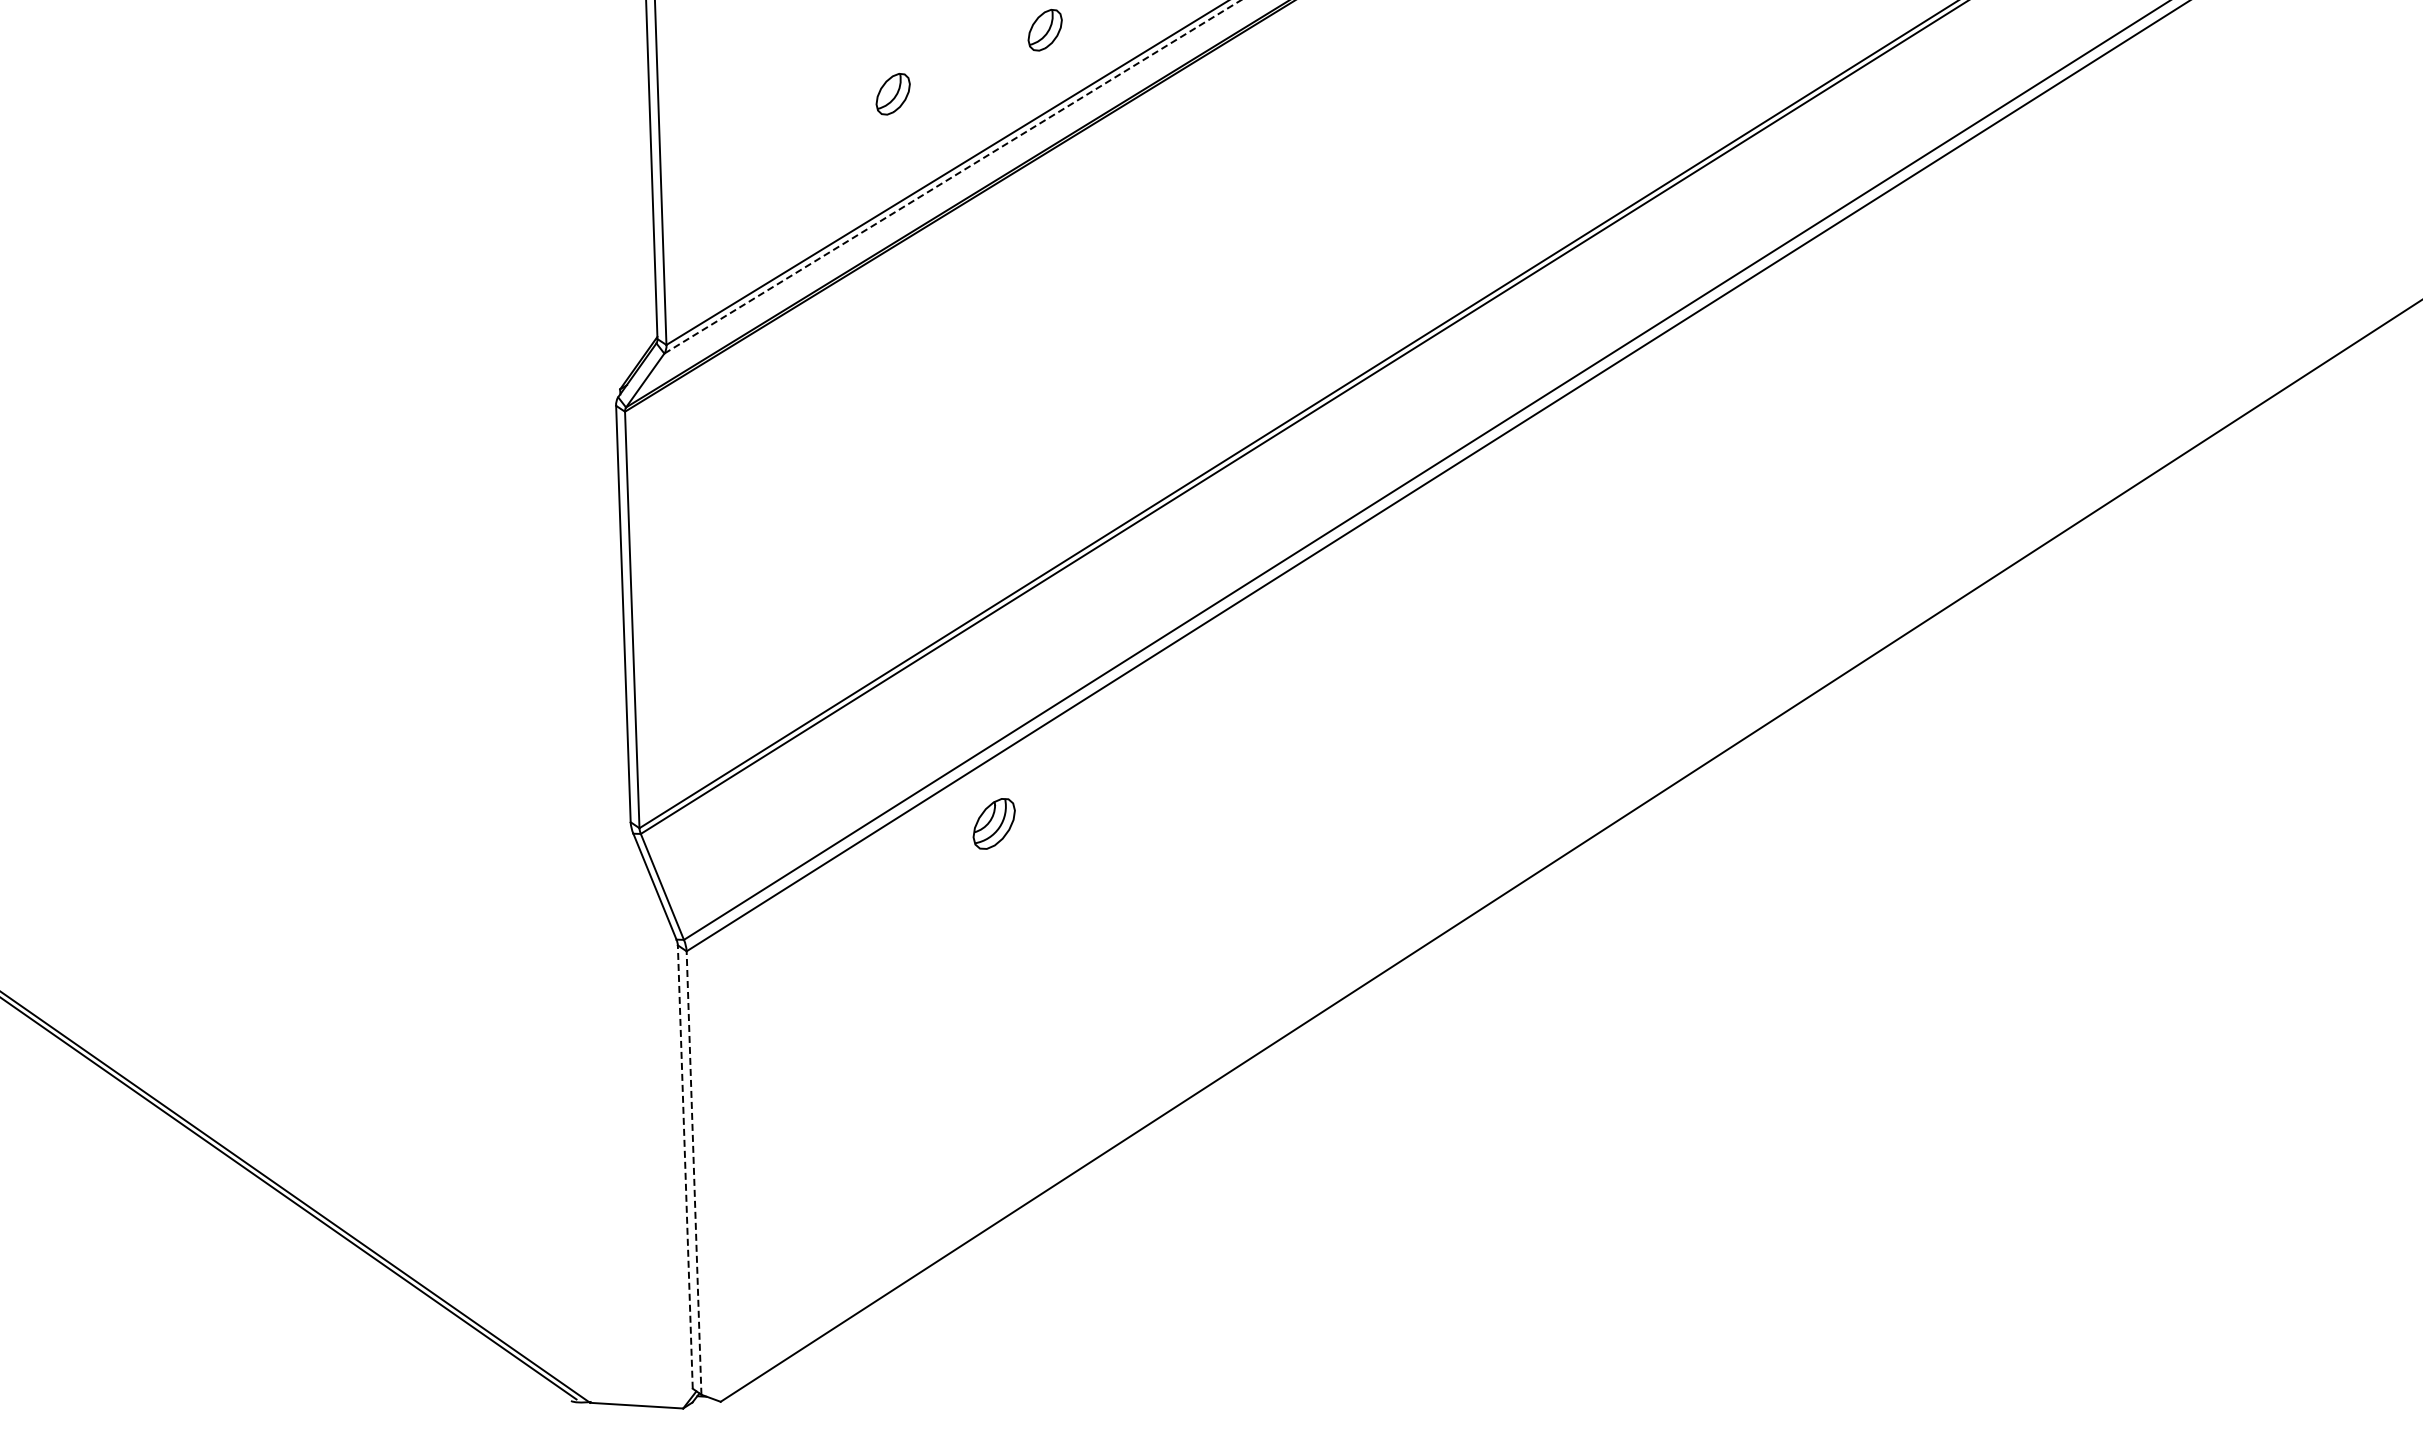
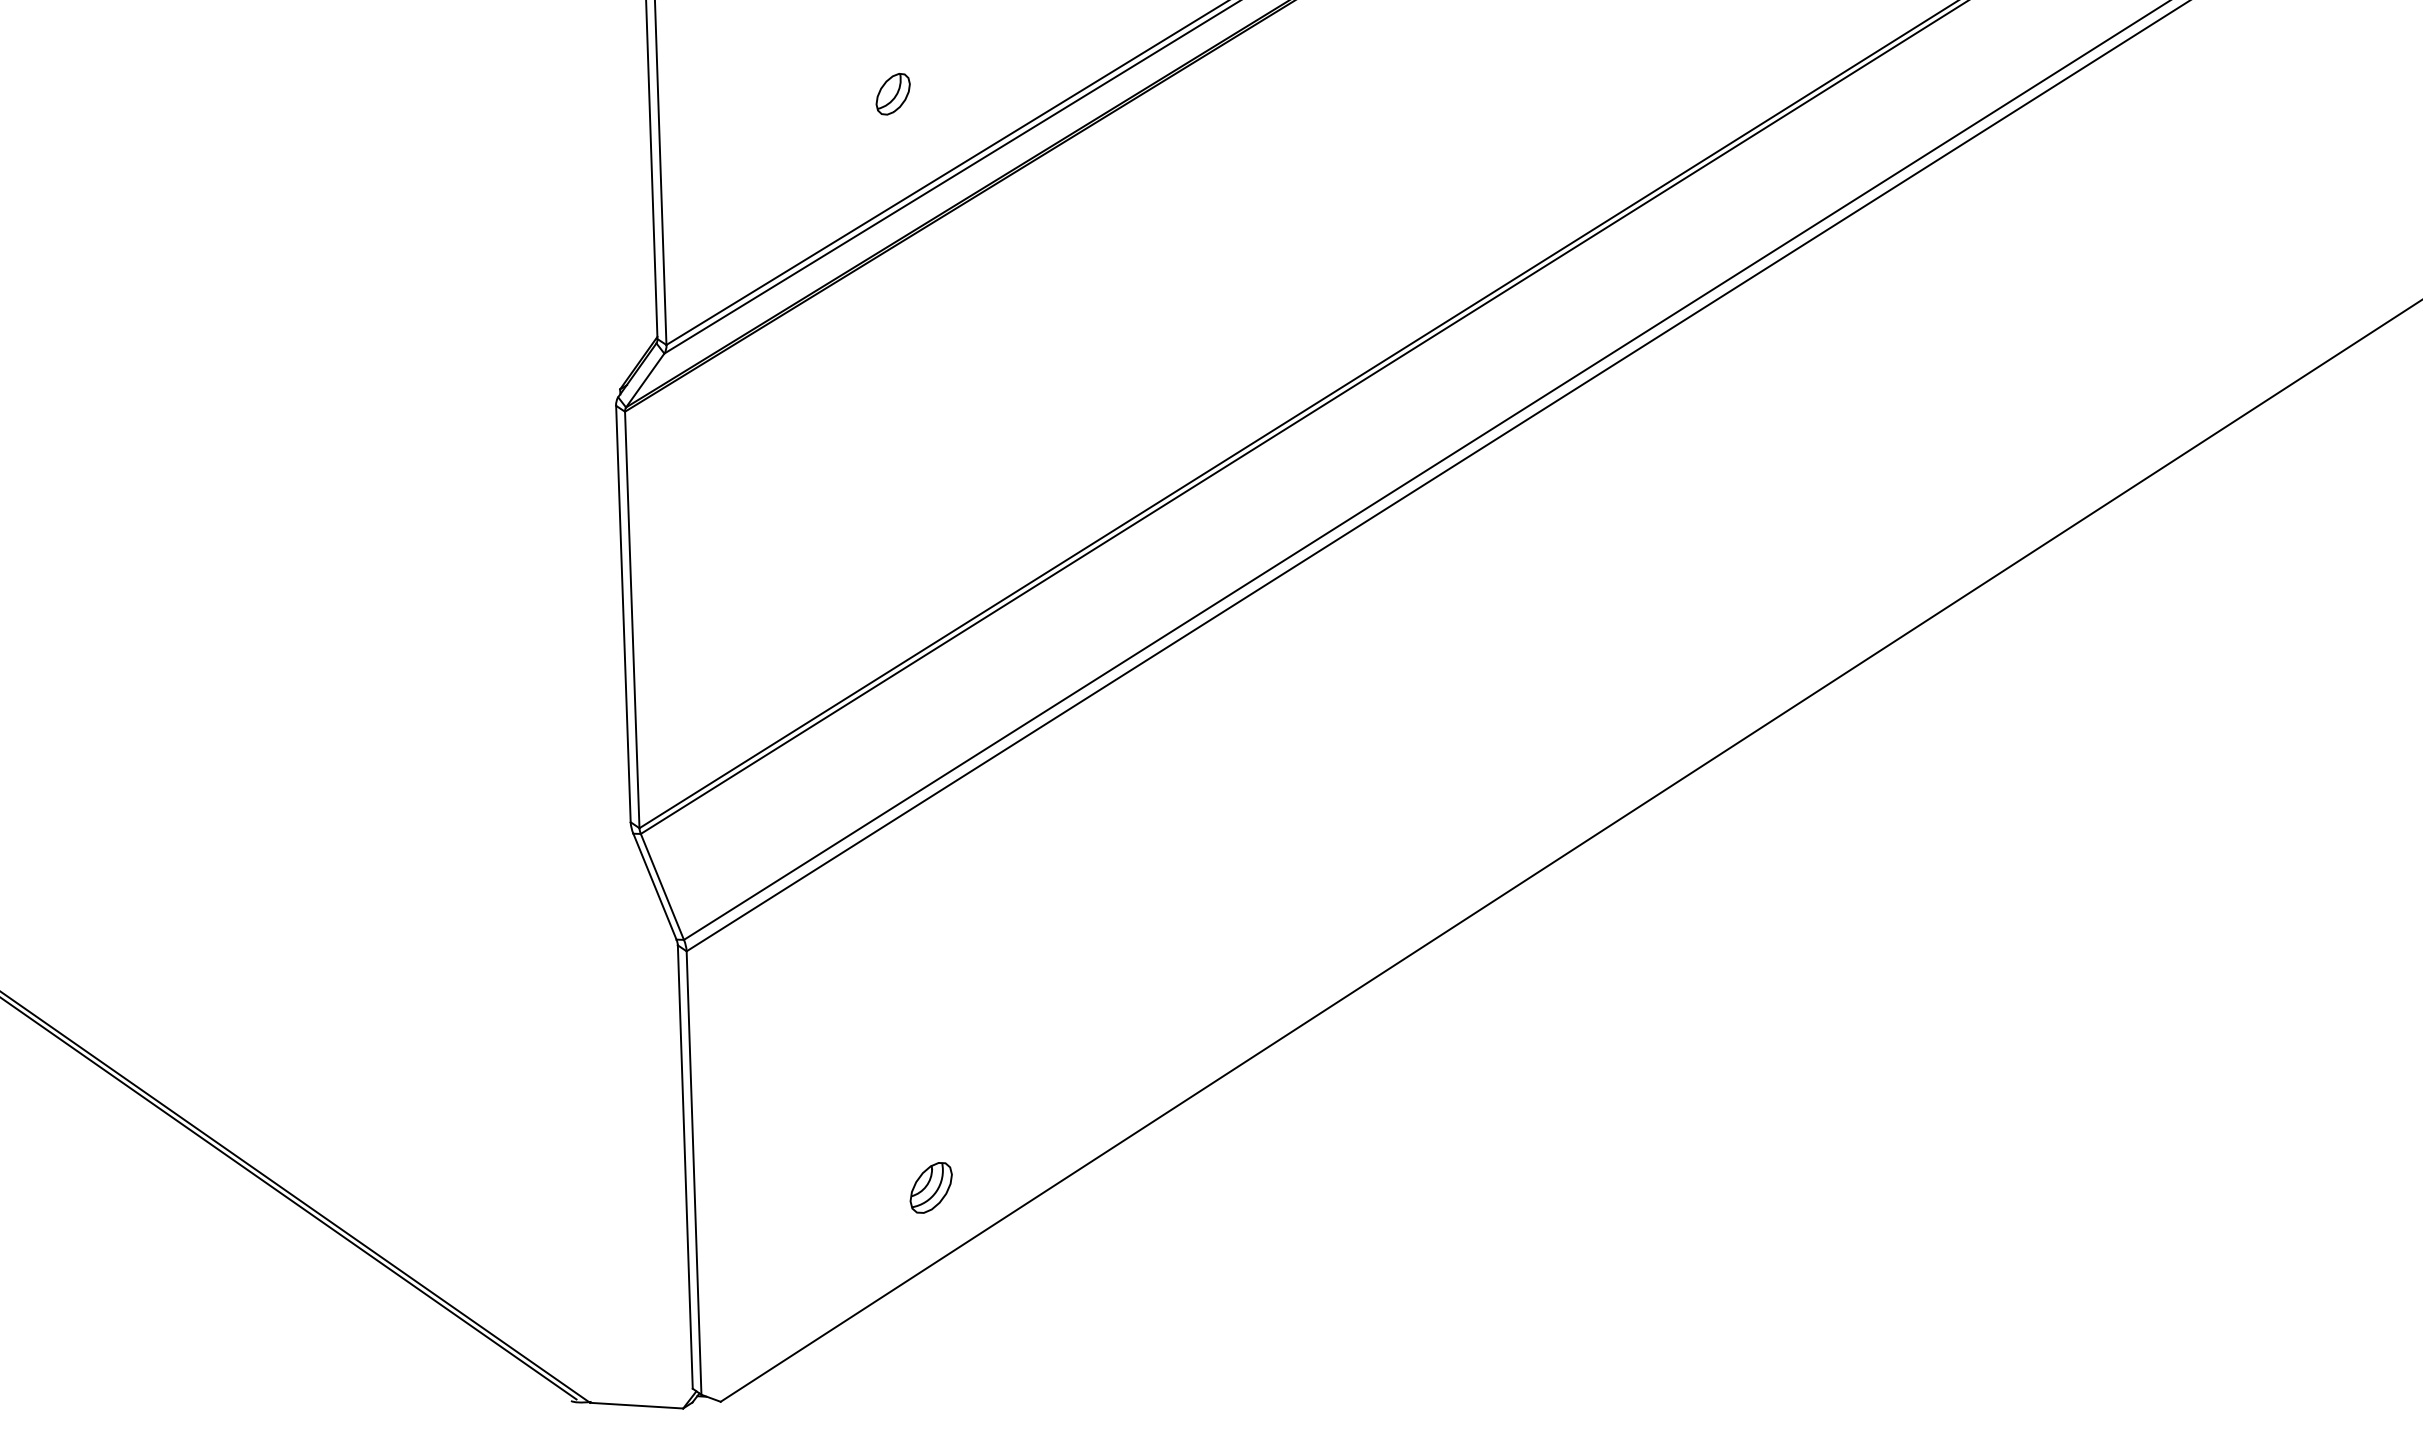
part: present -> none (1044, 30)
line: dashed -> solid (952, 177)
part position: (993, 823) -> (930, 1187) (930, 1187)
line: dashed -> solid (685, 1167)
line: dashed -> solid (694, 1173)
